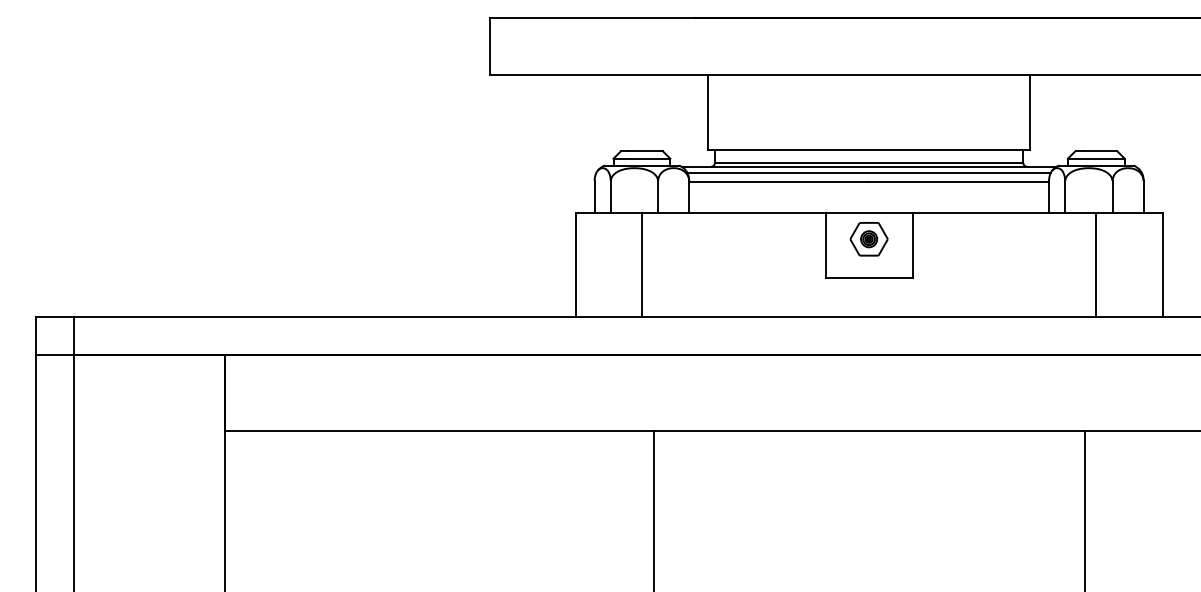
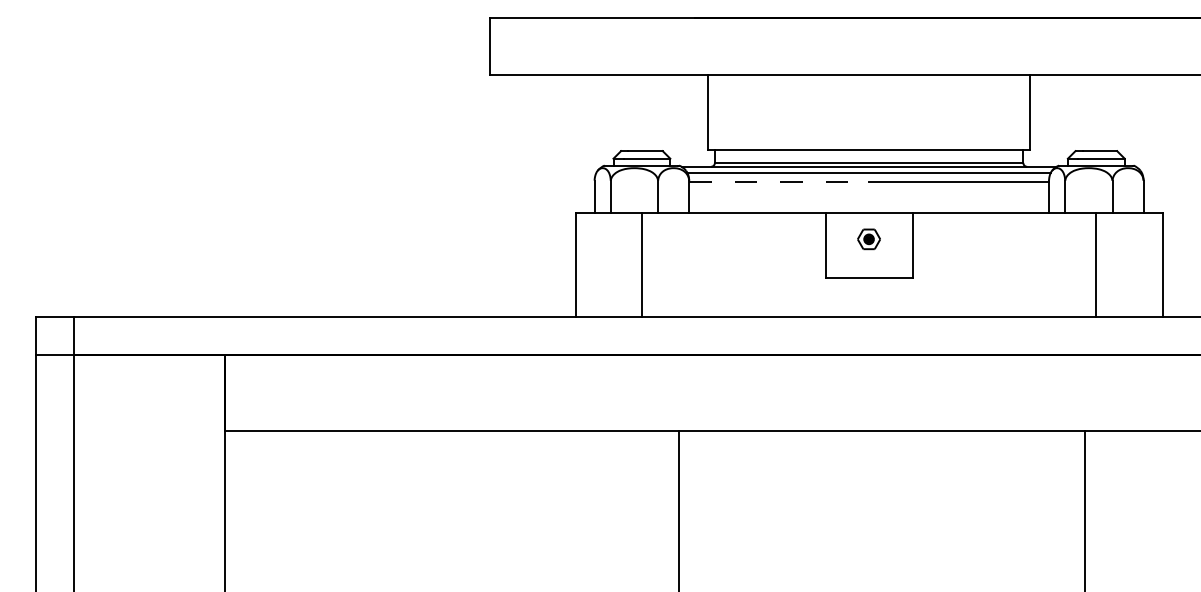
line: solid -> dashed (779, 182)
part size: 40x35 px -> 24x23 px (868, 239)
line position: (653, 509) -> (678, 509) (678, 509)
